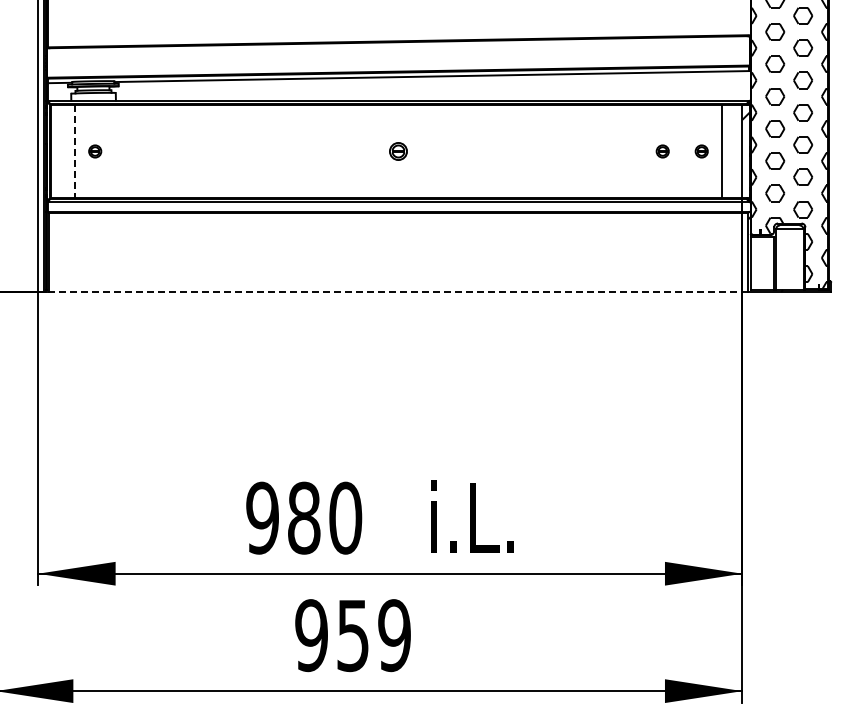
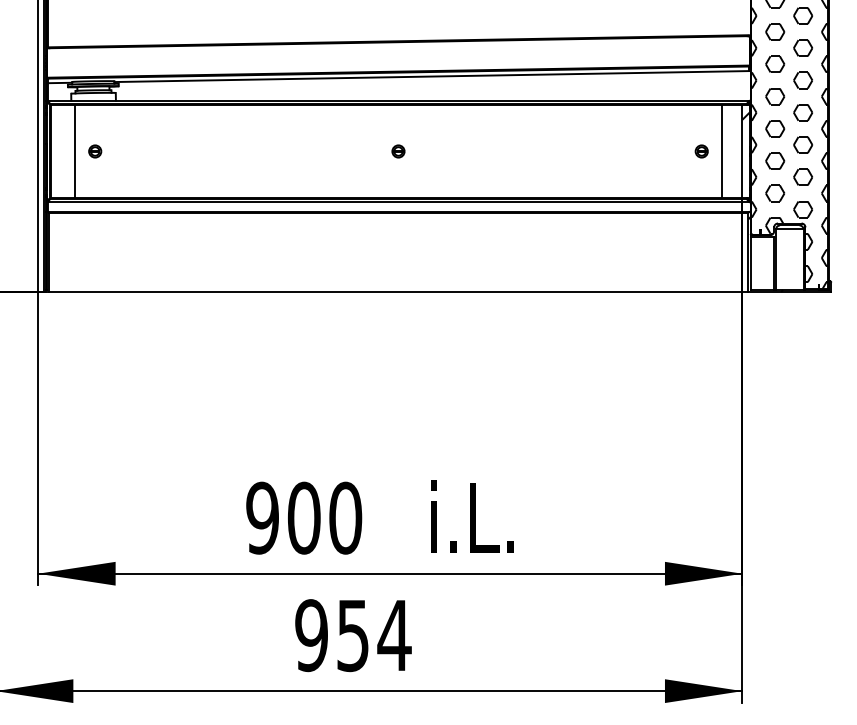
part size: 19x19 px -> 15x15 px (398, 151)
part: present -> none (662, 151)
line: dashed -> solid (74, 152)
line: dashed -> solid (398, 291)
text: 980 -> 900 (303, 518)
text: 959 -> 954 (394, 635)
